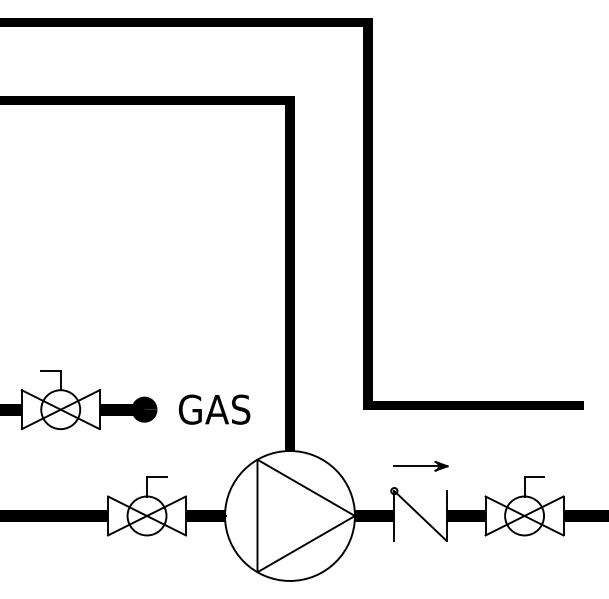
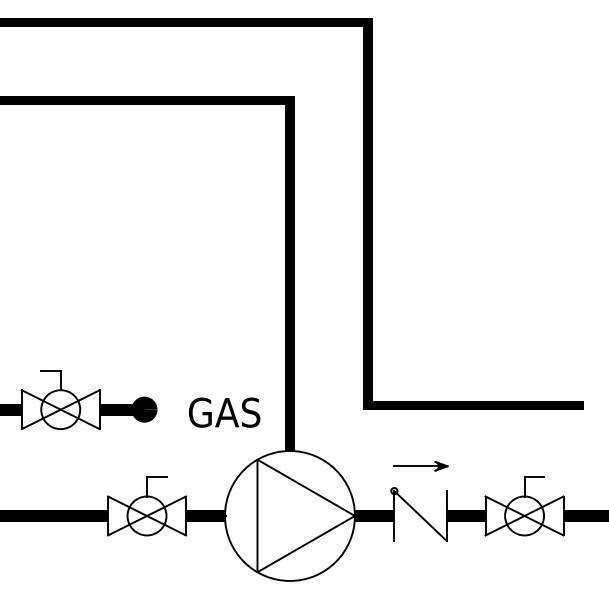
text position: (214, 409) -> (224, 412) (224, 412)
